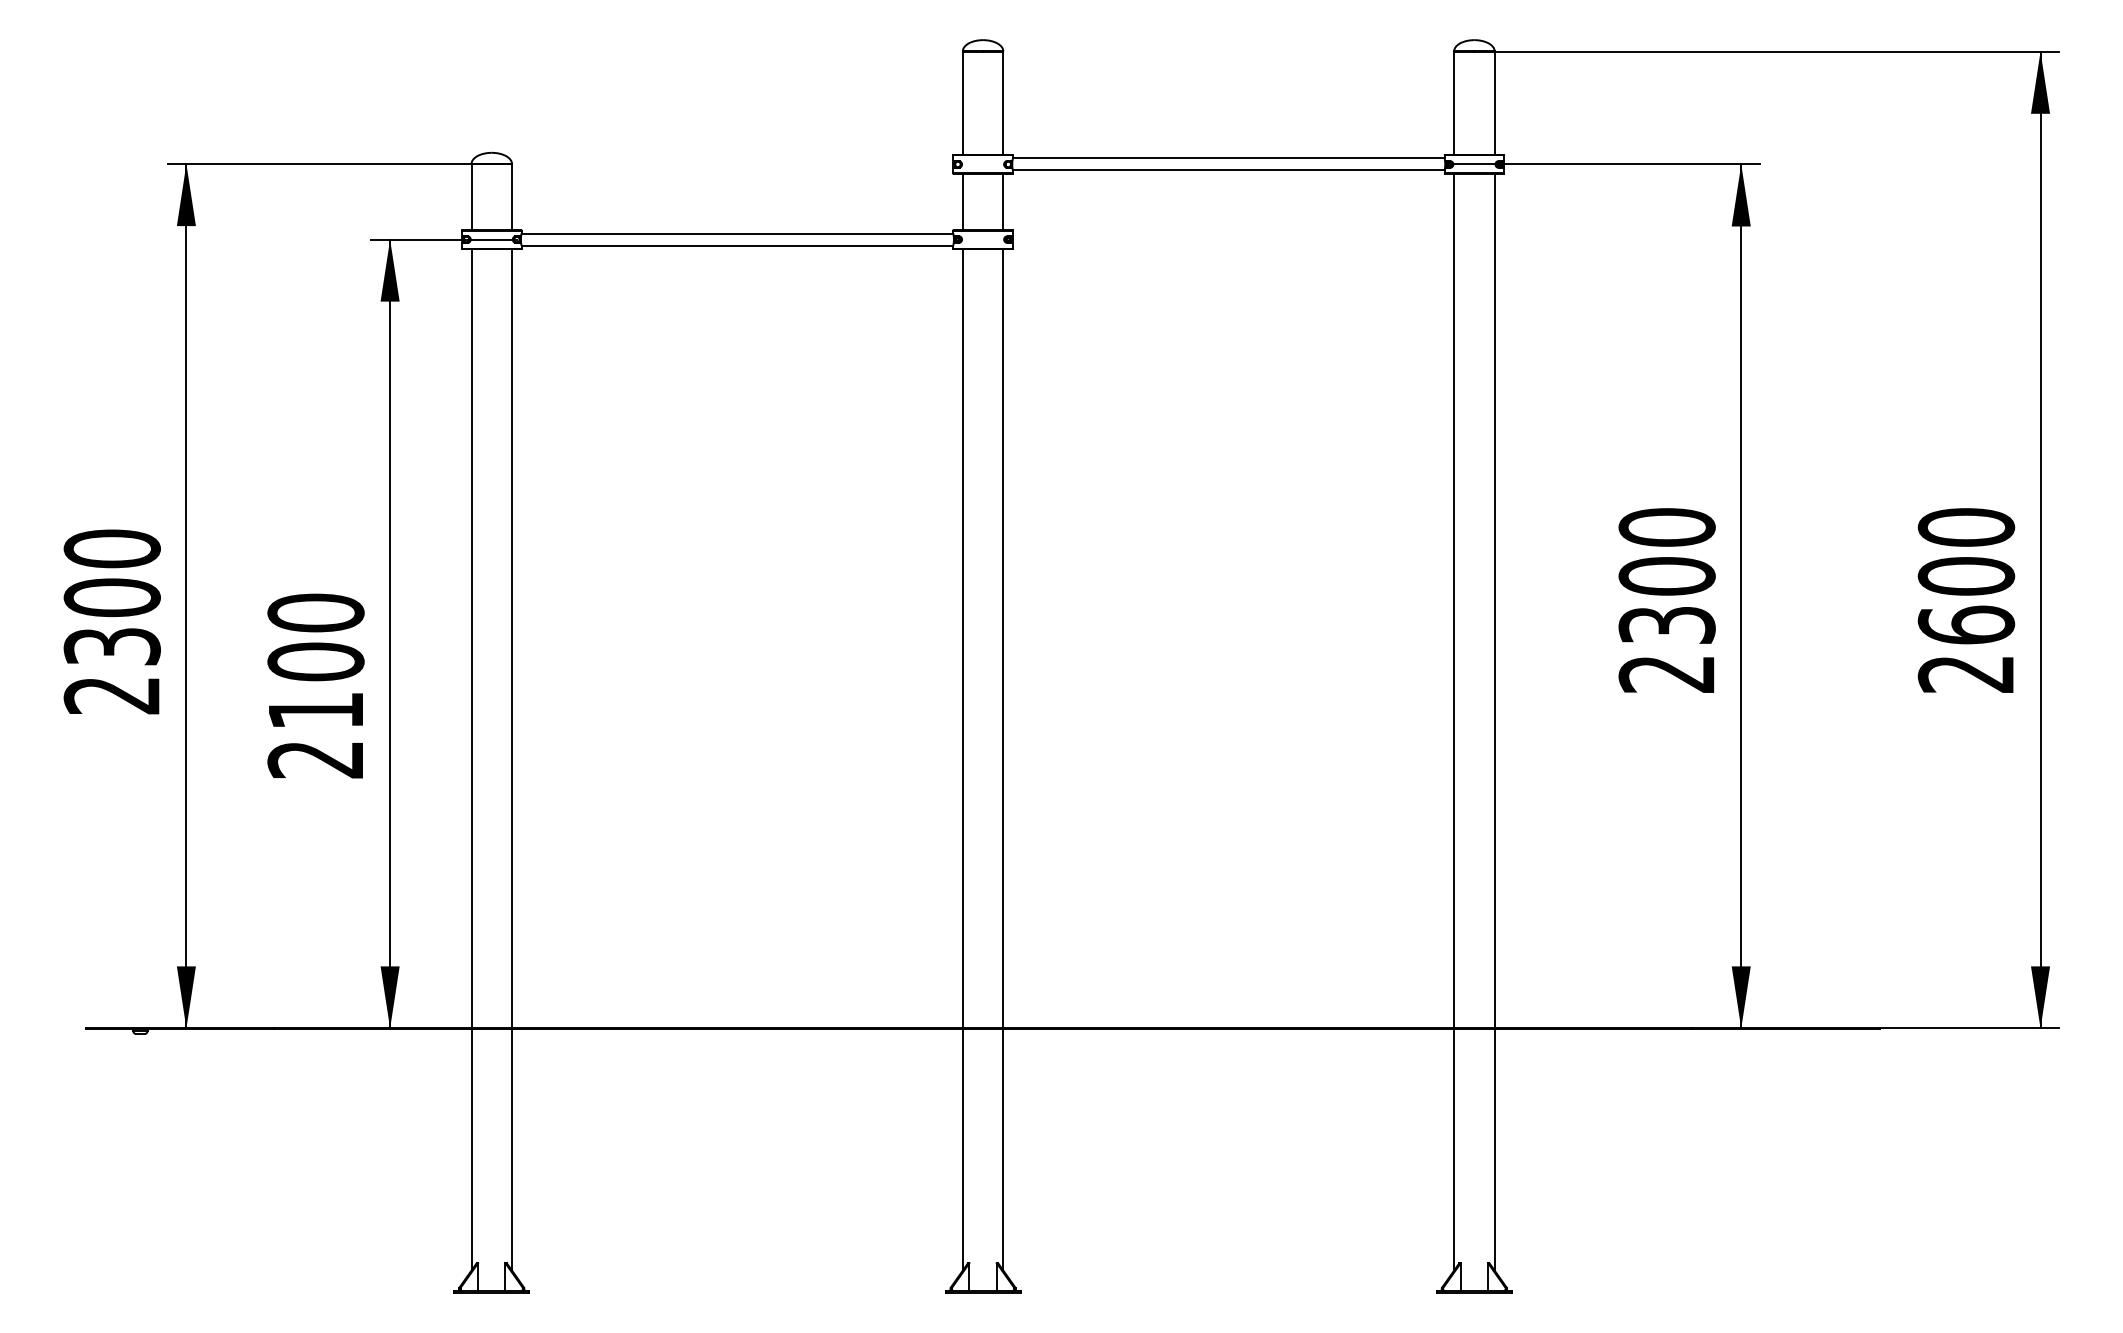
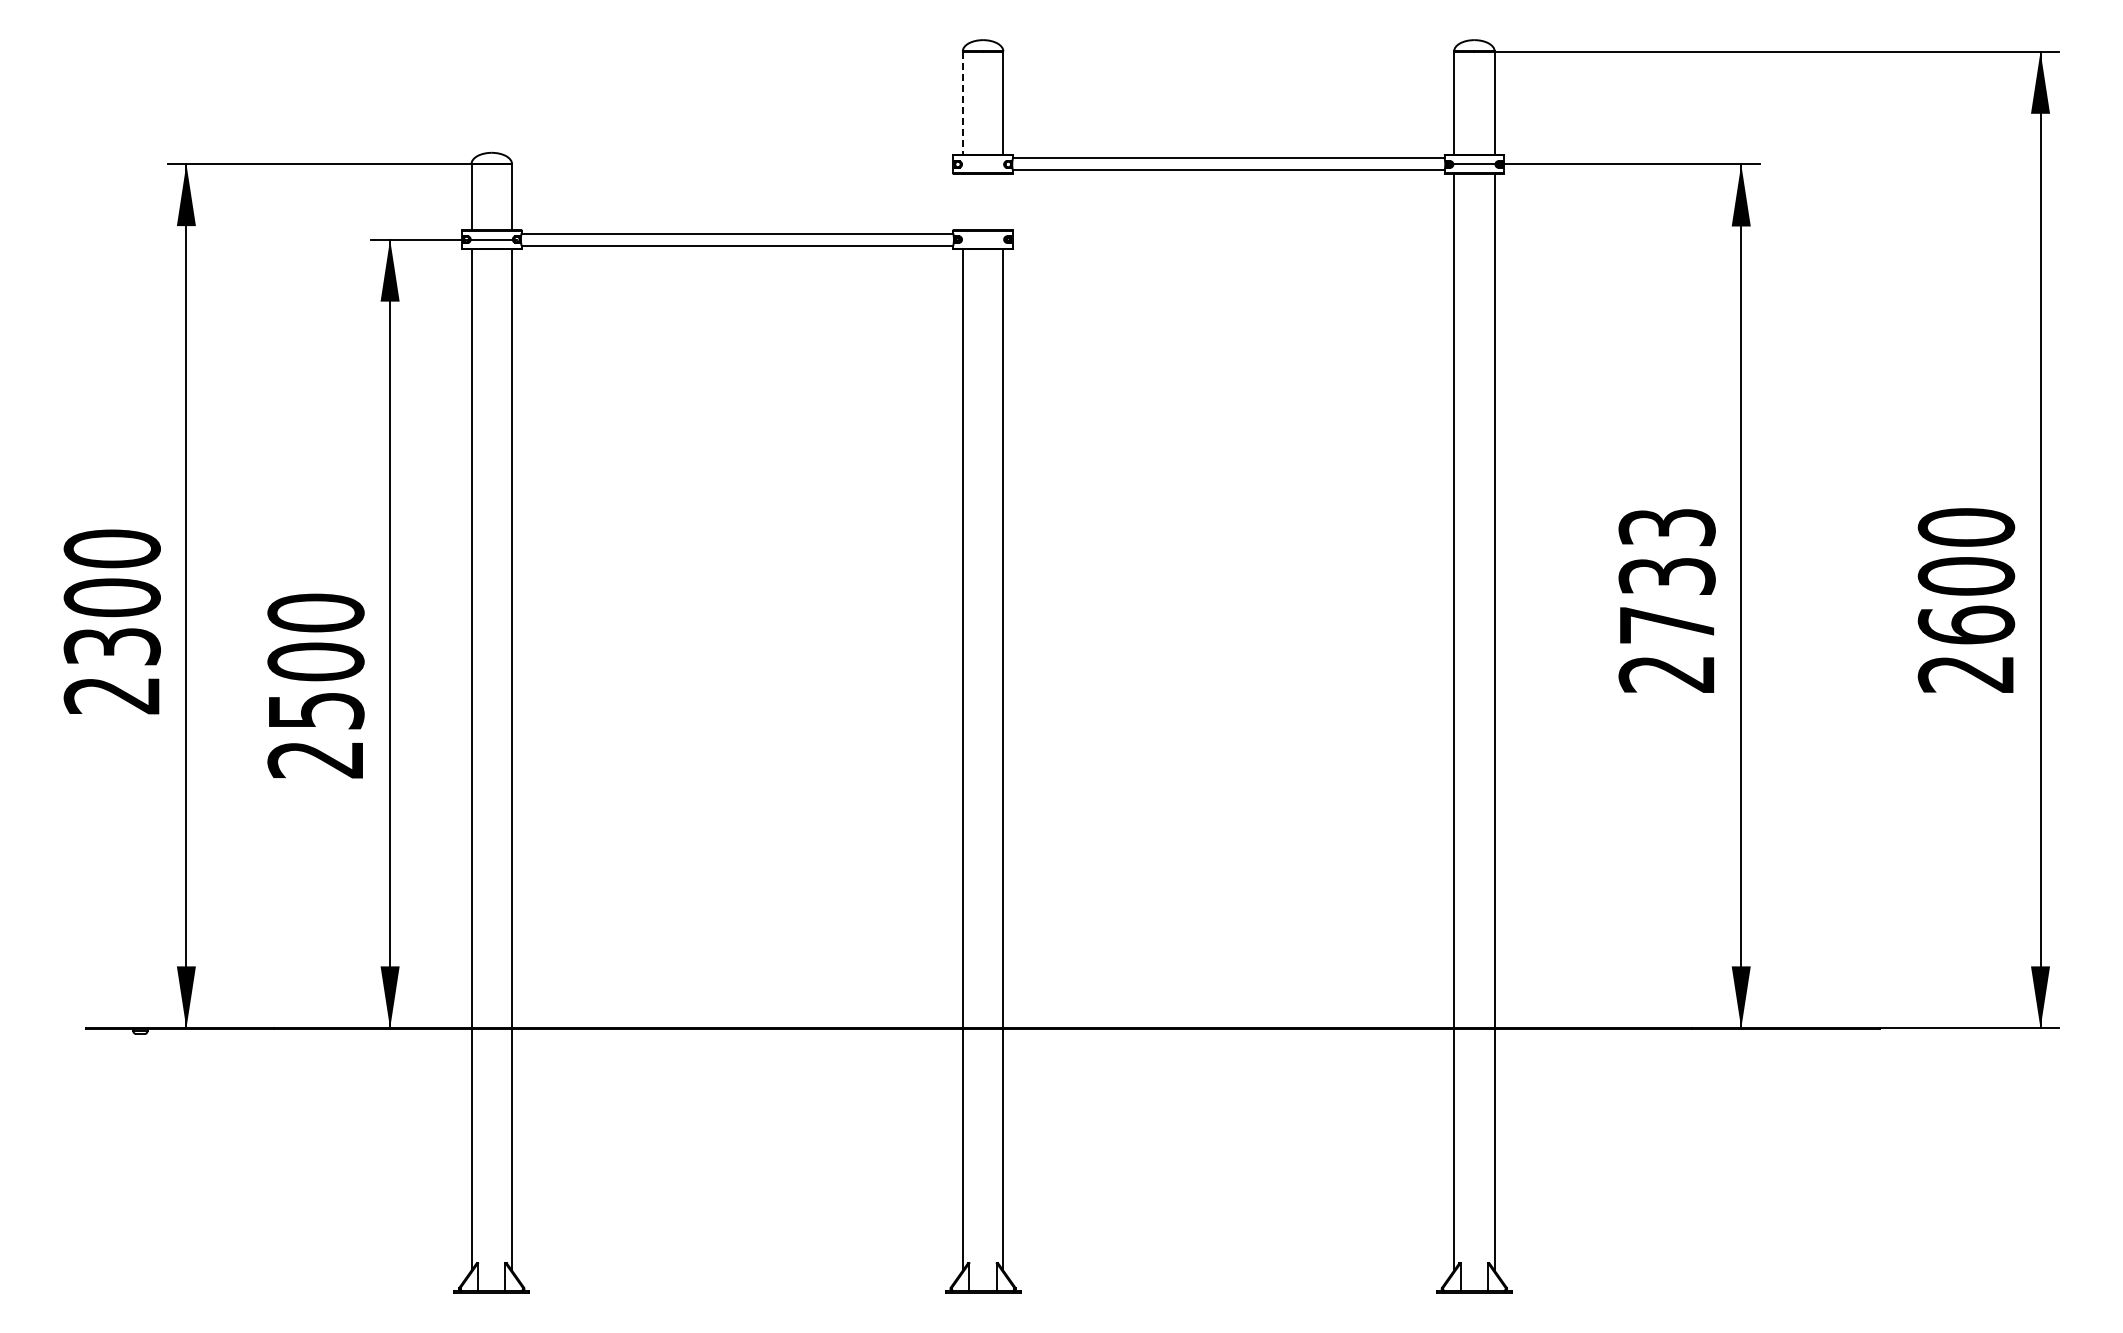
line: solid -> dashed (962, 103)
line: present -> none (962, 201)
line: present -> none (1003, 201)
text: 2300 -> 2733 (1666, 575)
text: 2100 -> 2500 (316, 711)
